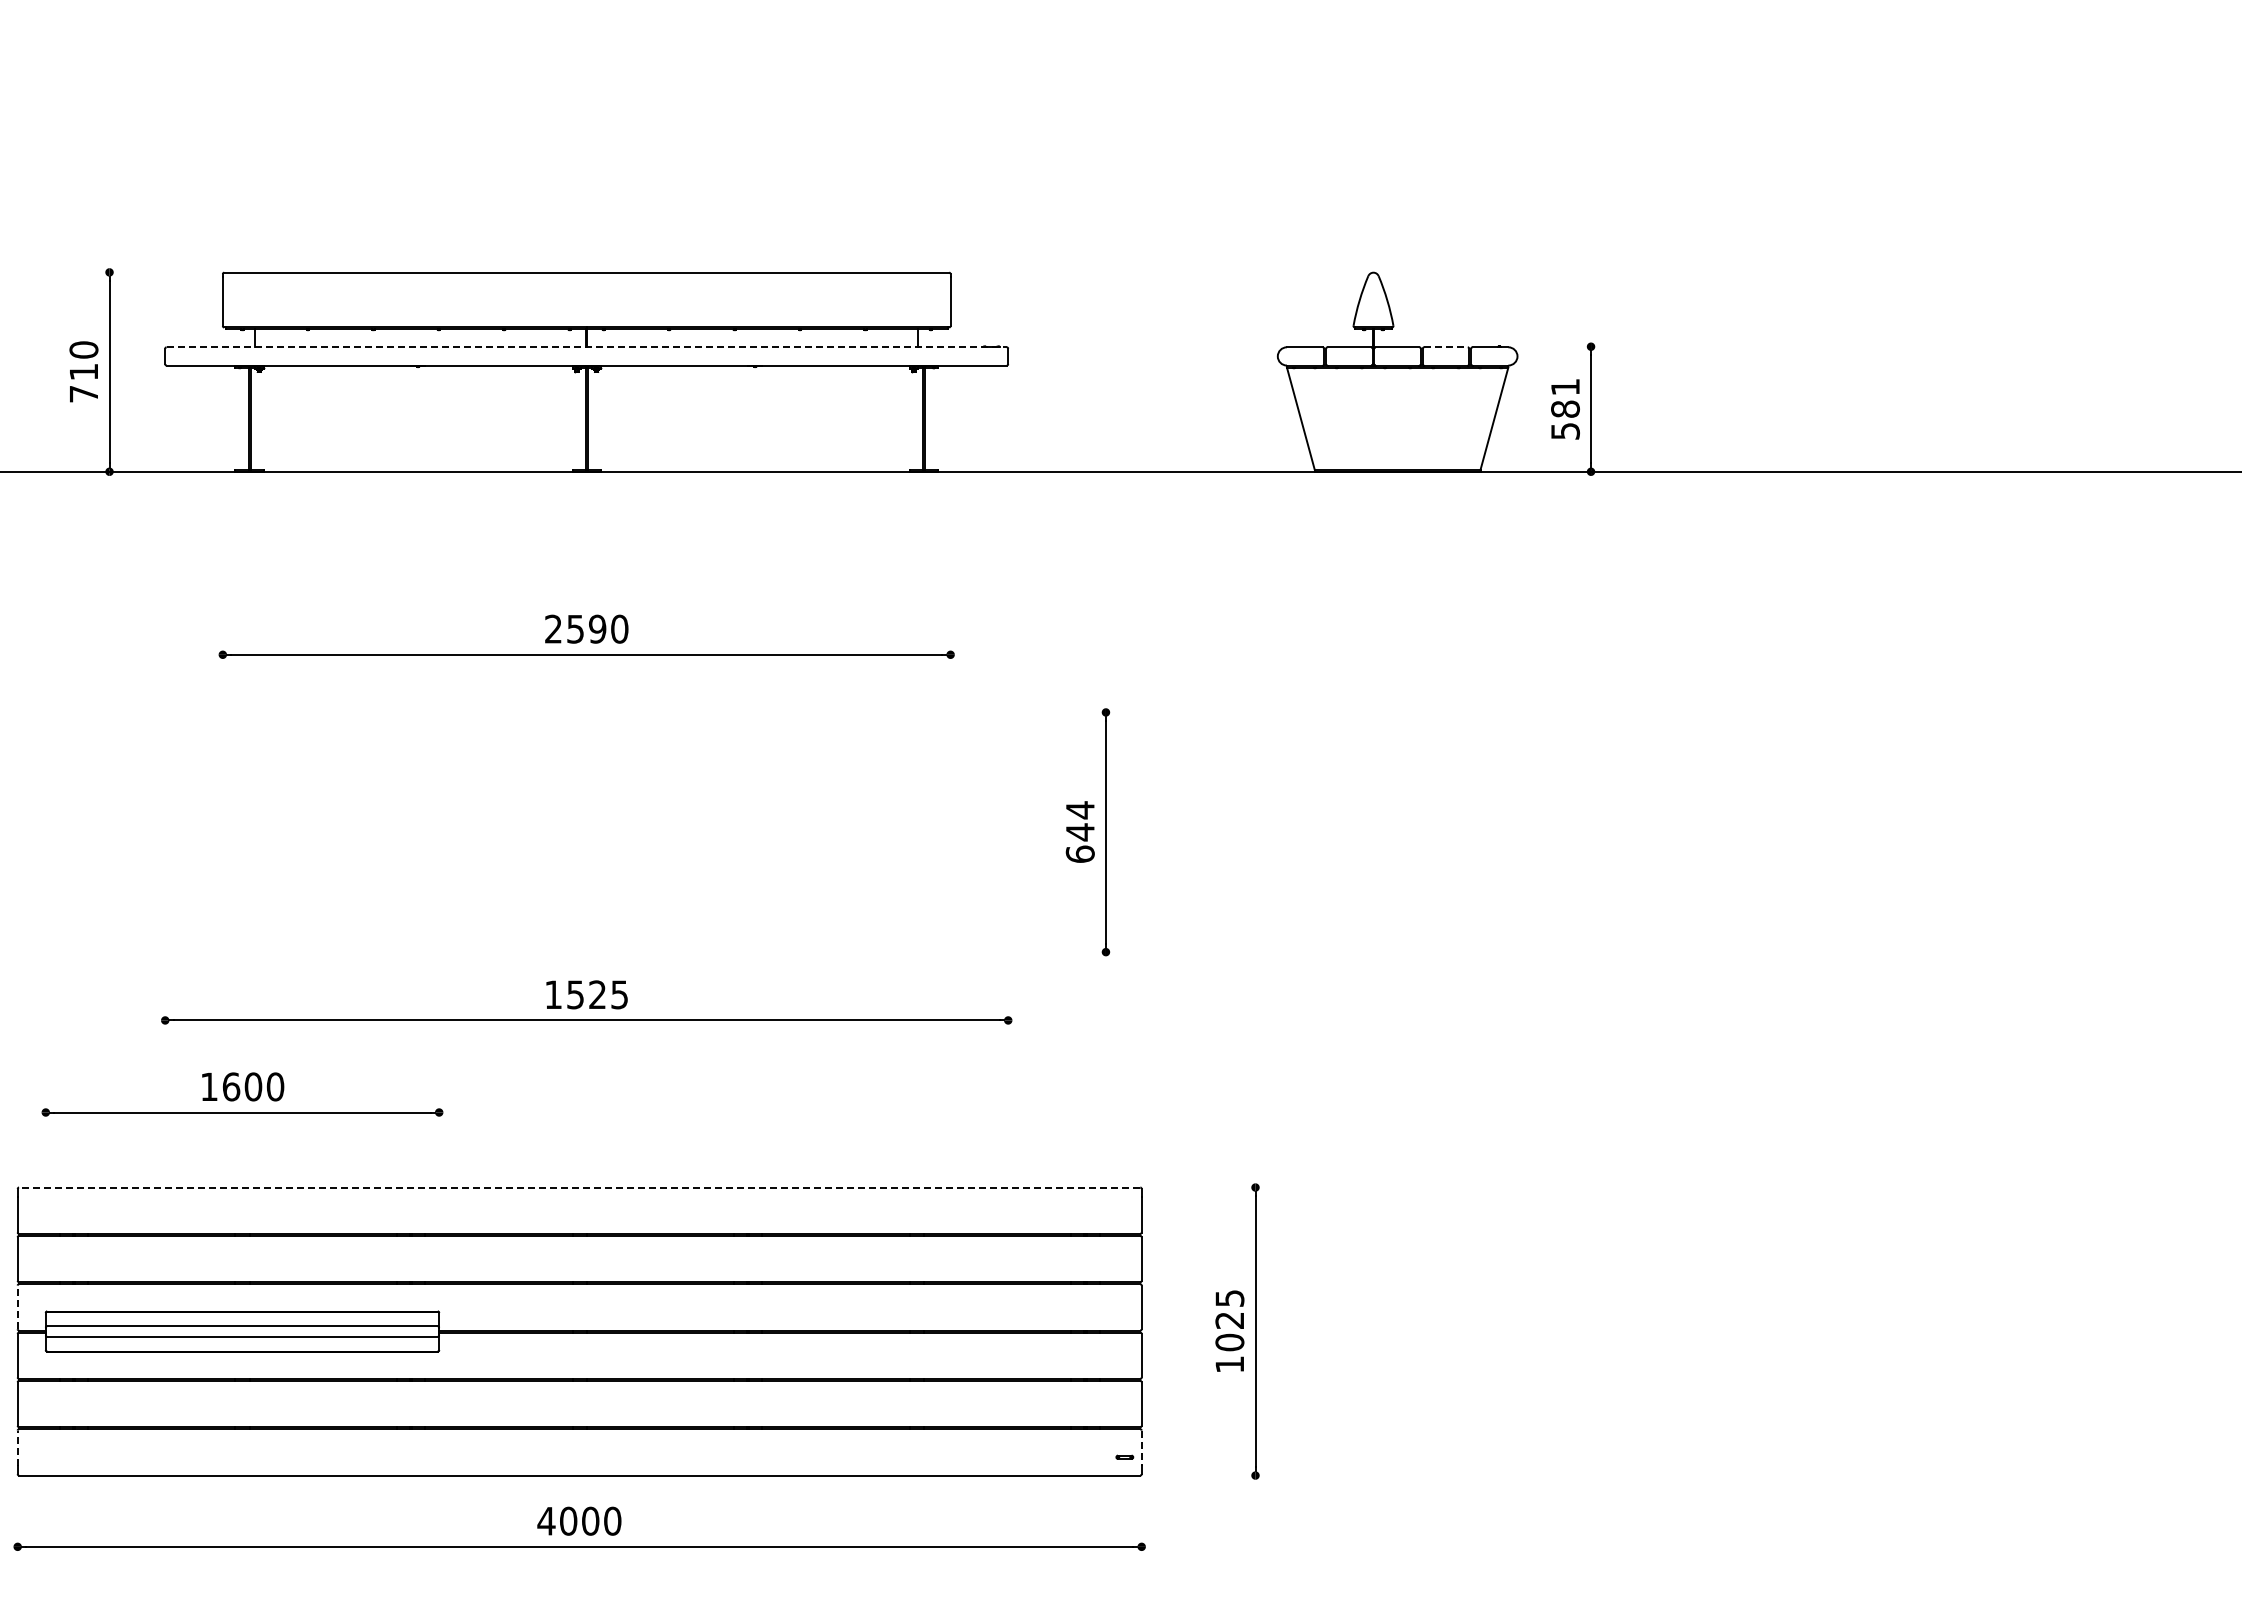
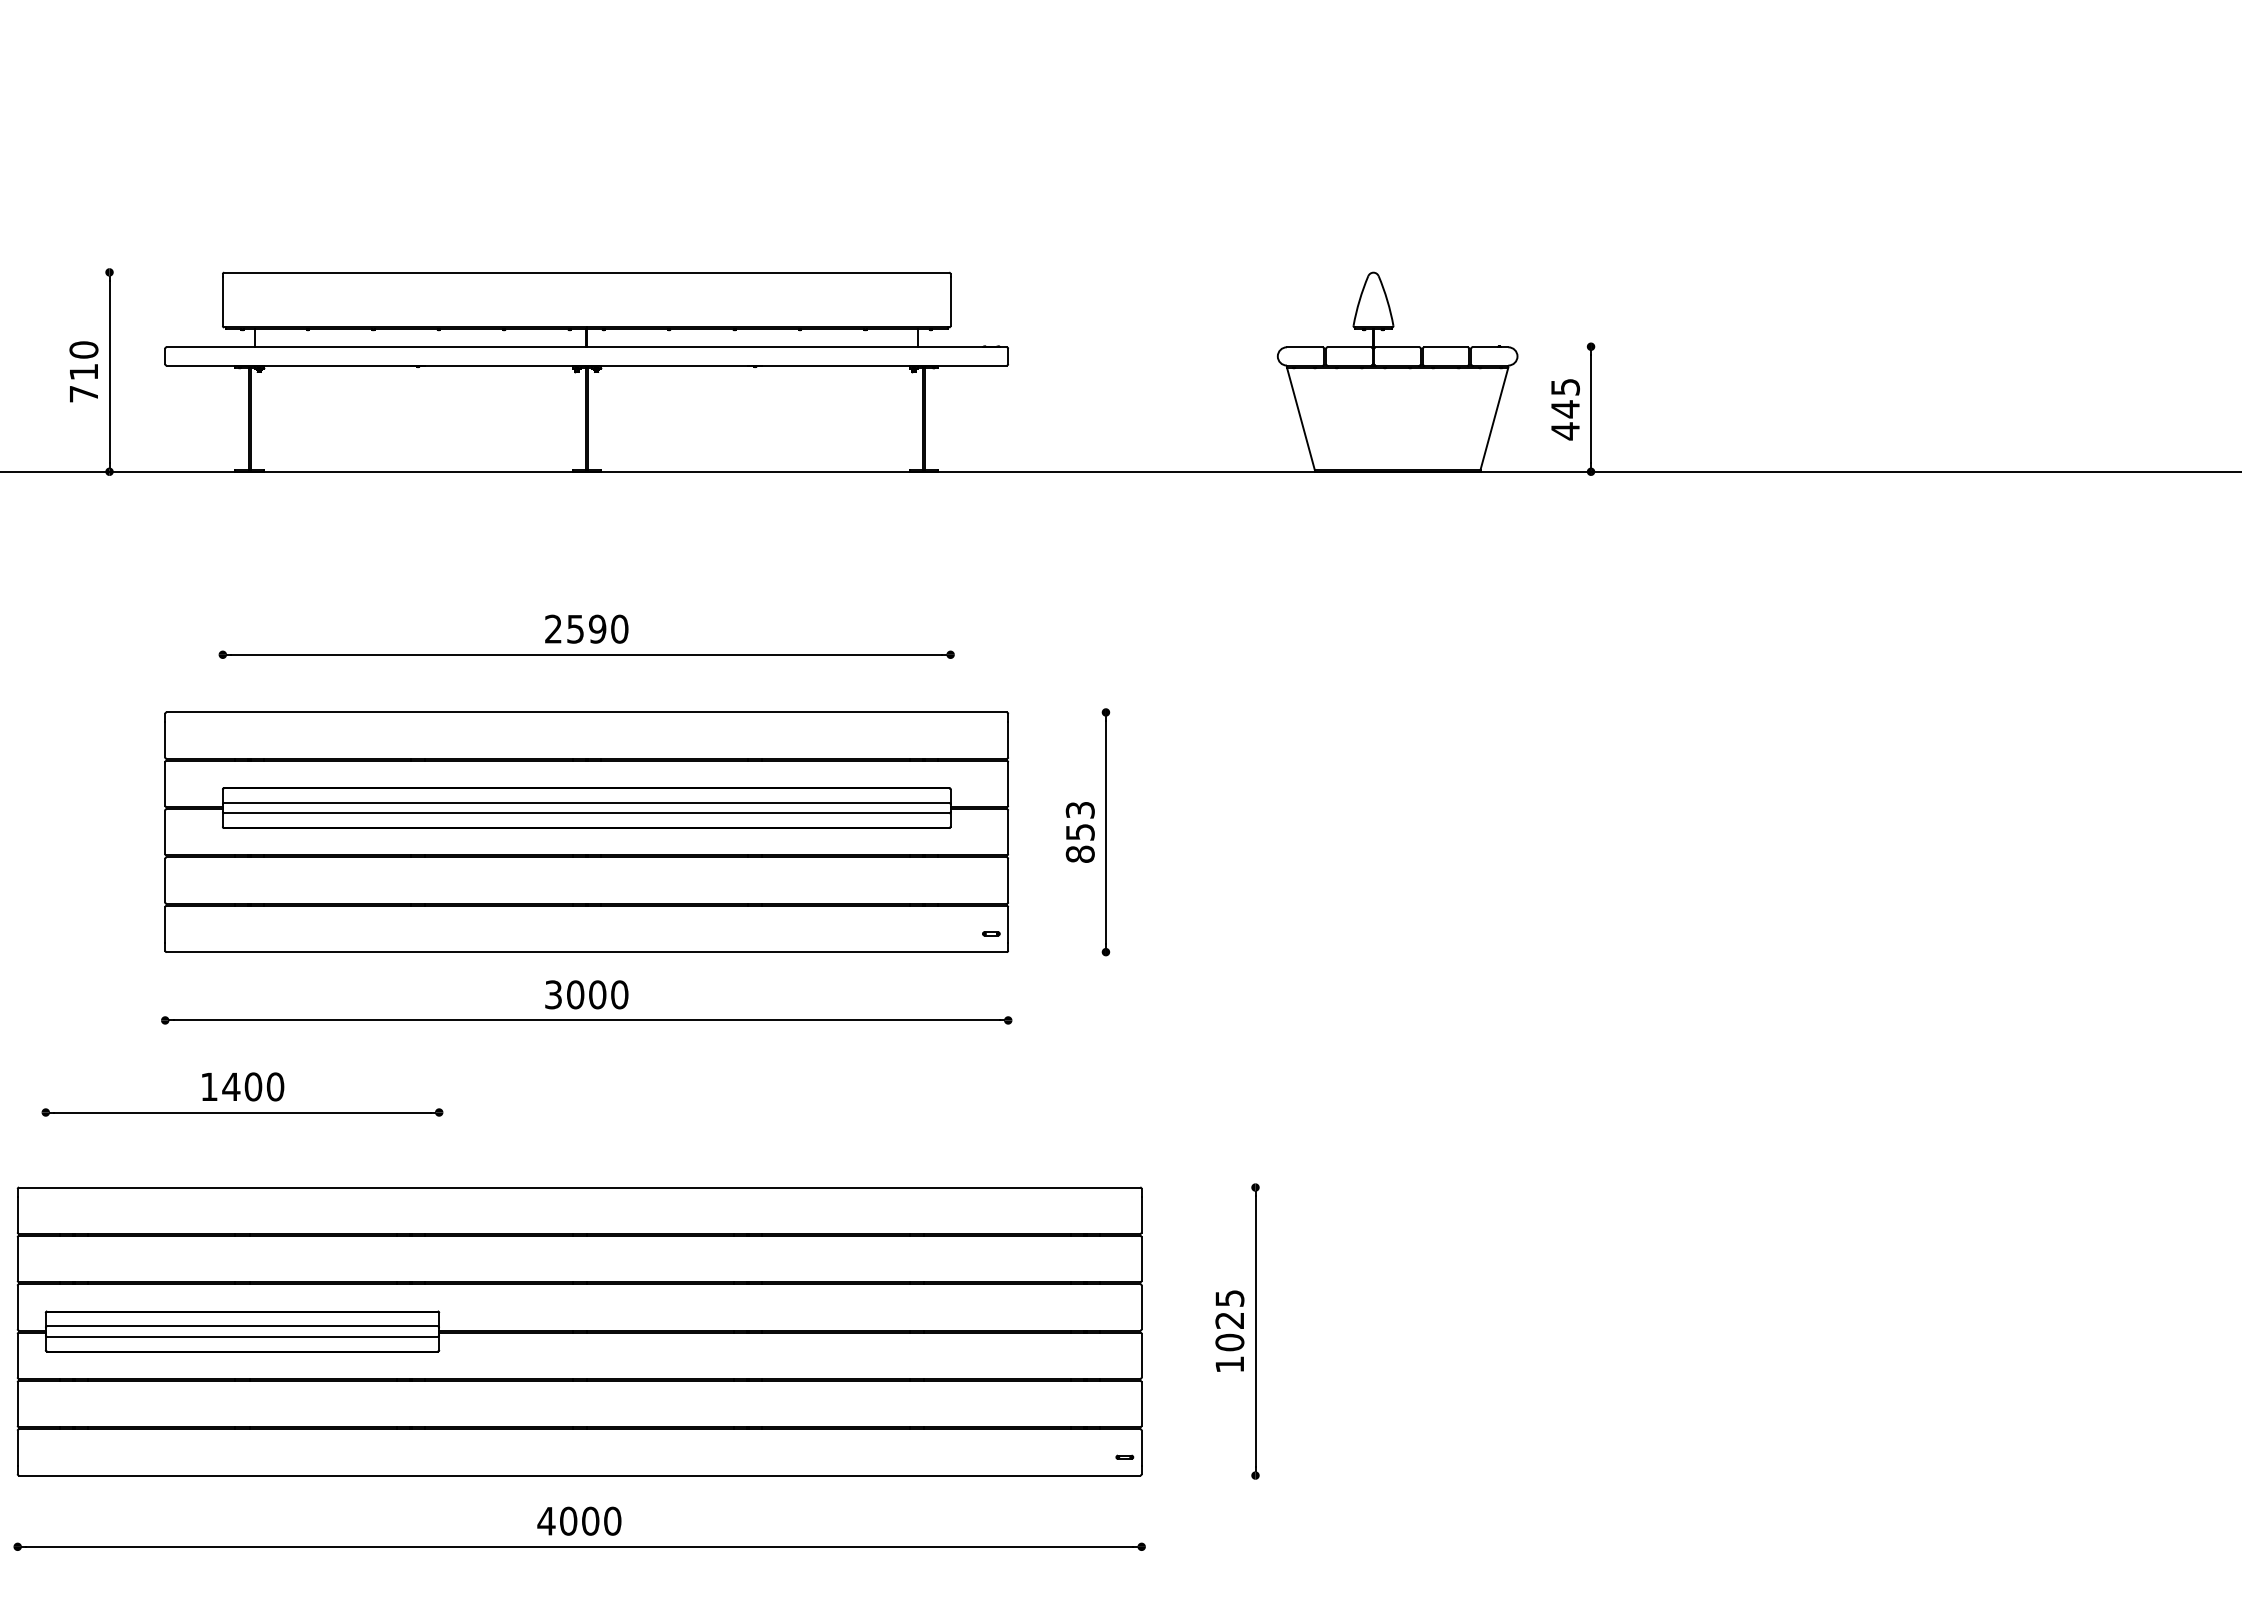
line: dashed -> solid (587, 347)
line: dashed -> solid (1445, 347)
text: 581 -> 445 (1565, 409)
part: none -> present (586, 831)
text: 644 -> 853 (1079, 831)
text: 1525 -> 3000 (586, 994)
text: 1600 -> 1400 (231, 1086)
line: dashed -> solid (579, 1187)
line: dashed -> solid (17, 1307)
line: dashed -> solid (17, 1448)
line: dashed -> solid (1141, 1448)
